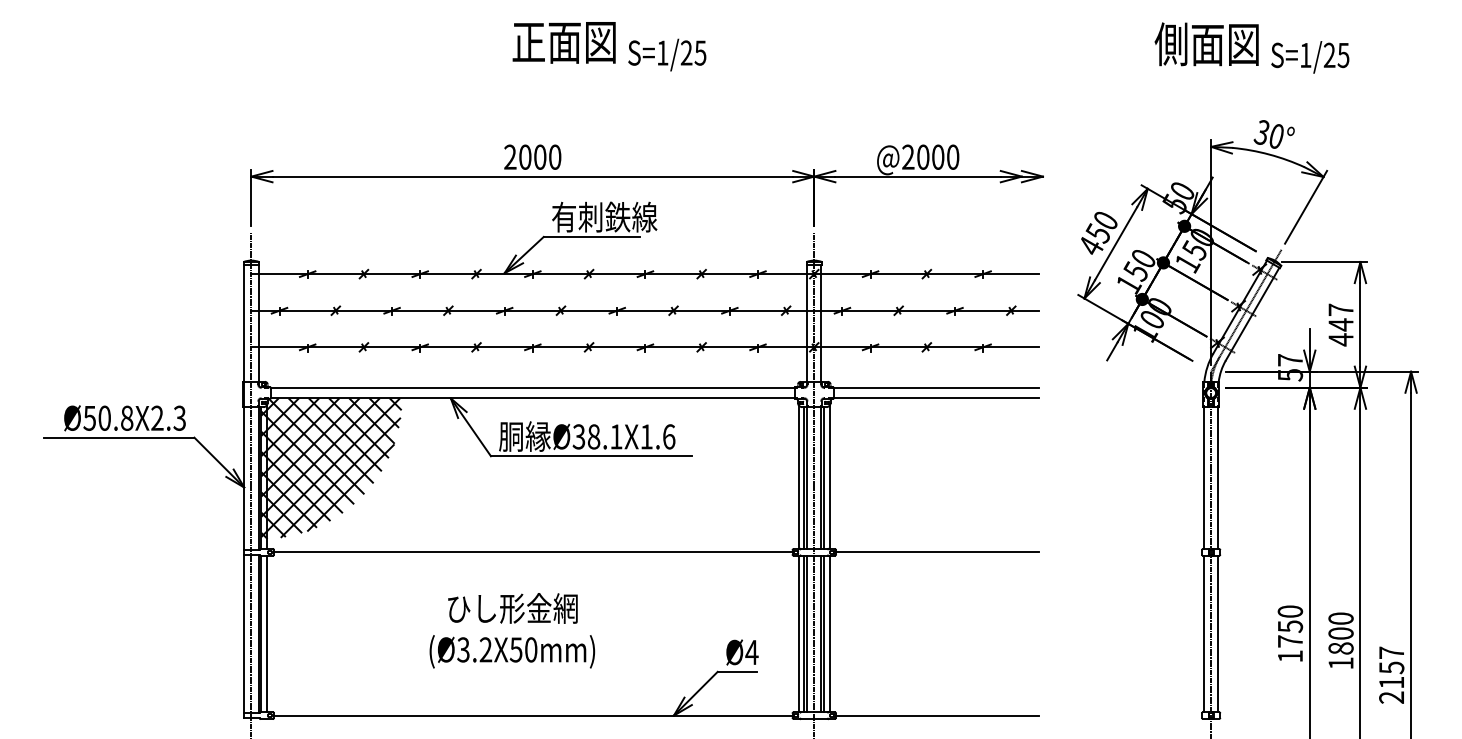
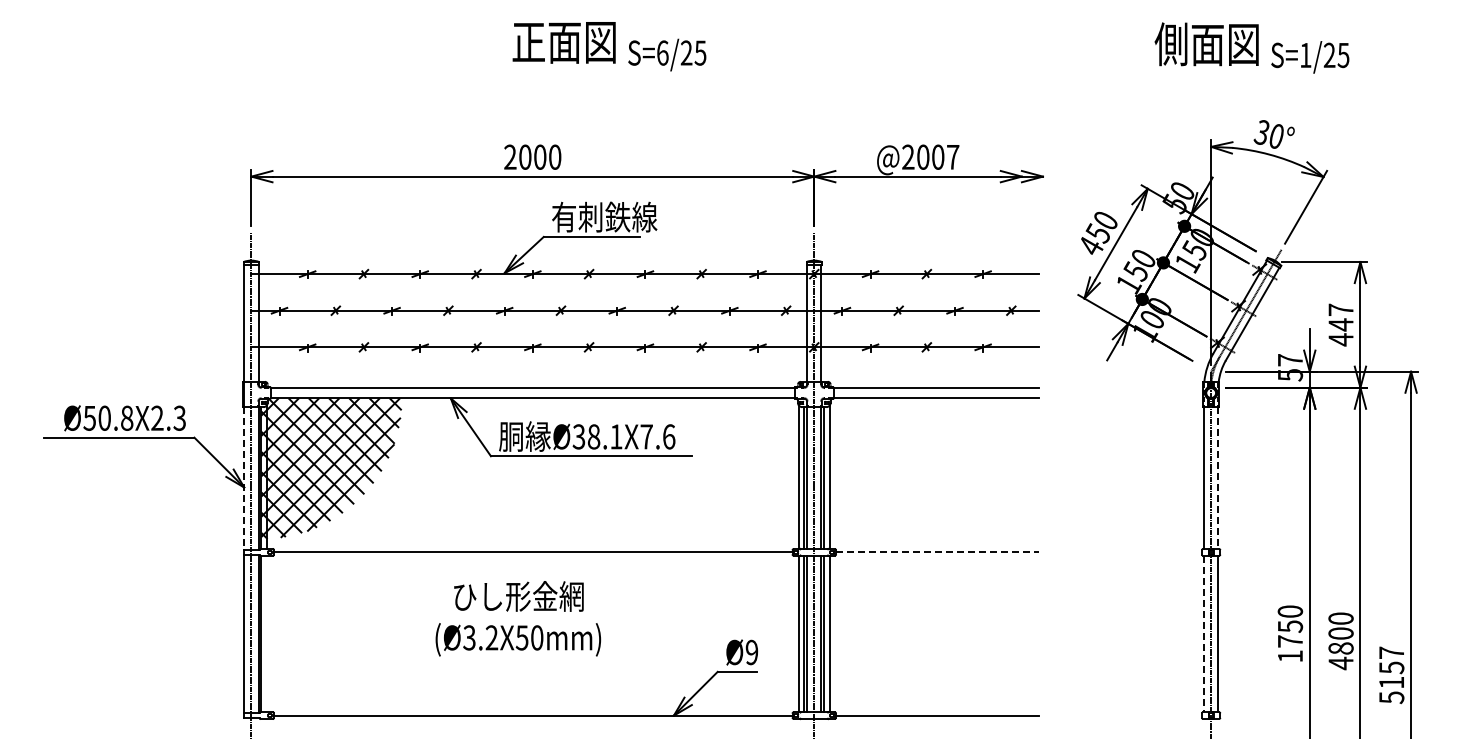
text: S=1/25 -> S=6/25 (662, 52)
text: @2000 -> @2007 (953, 156)
text: Ø38.1X1.6 -> Ø38.1X7.6 (646, 436)
line: solid -> dashed (244, 478)
line: solid -> dashed (1218, 478)
line: solid -> dashed (937, 552)
text position: (512, 630) -> (518, 618) (518, 618)
line: present -> none (266, 633)
line: solid -> dashed (1204, 634)
text: Ø4 -> Ø9 (751, 652)
text: 1800 -> 4800 (1340, 663)
text: 2157 -> 5157 (1391, 697)
